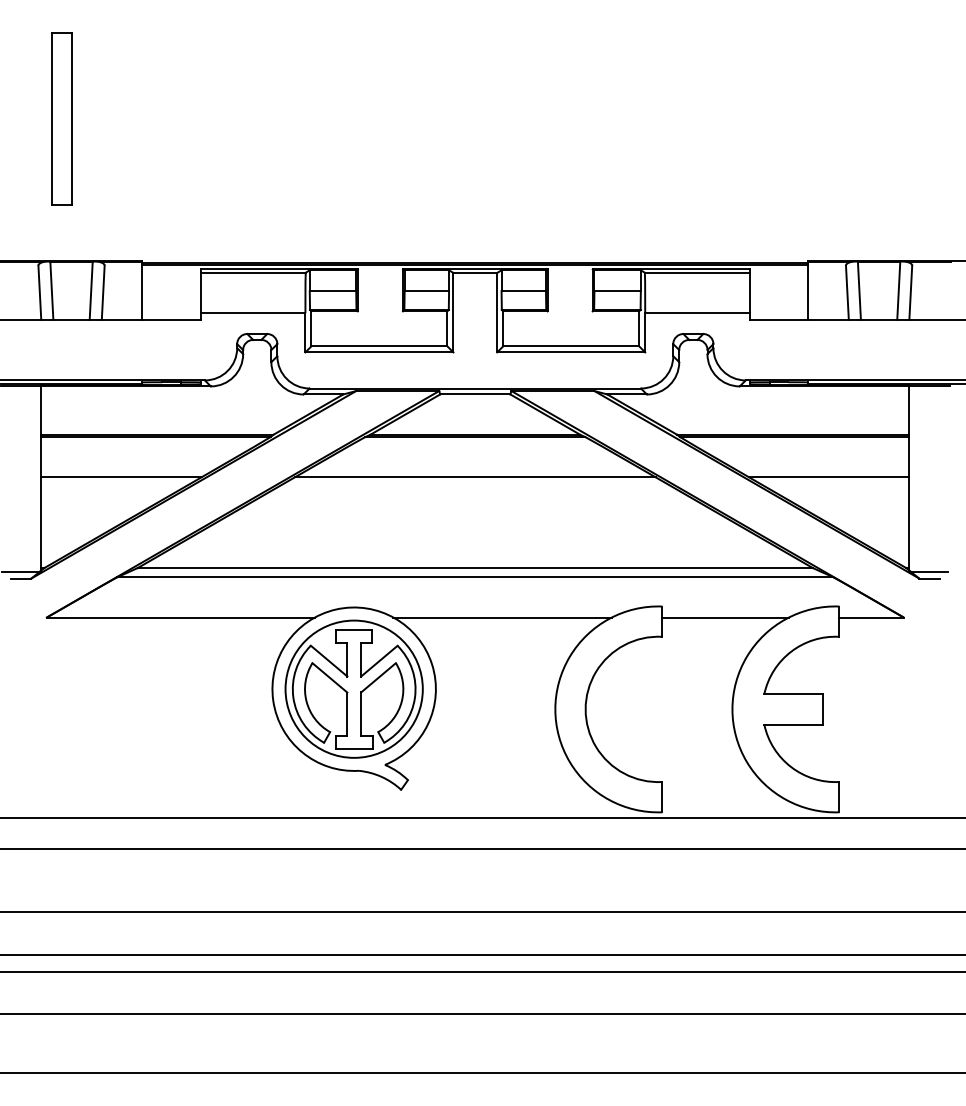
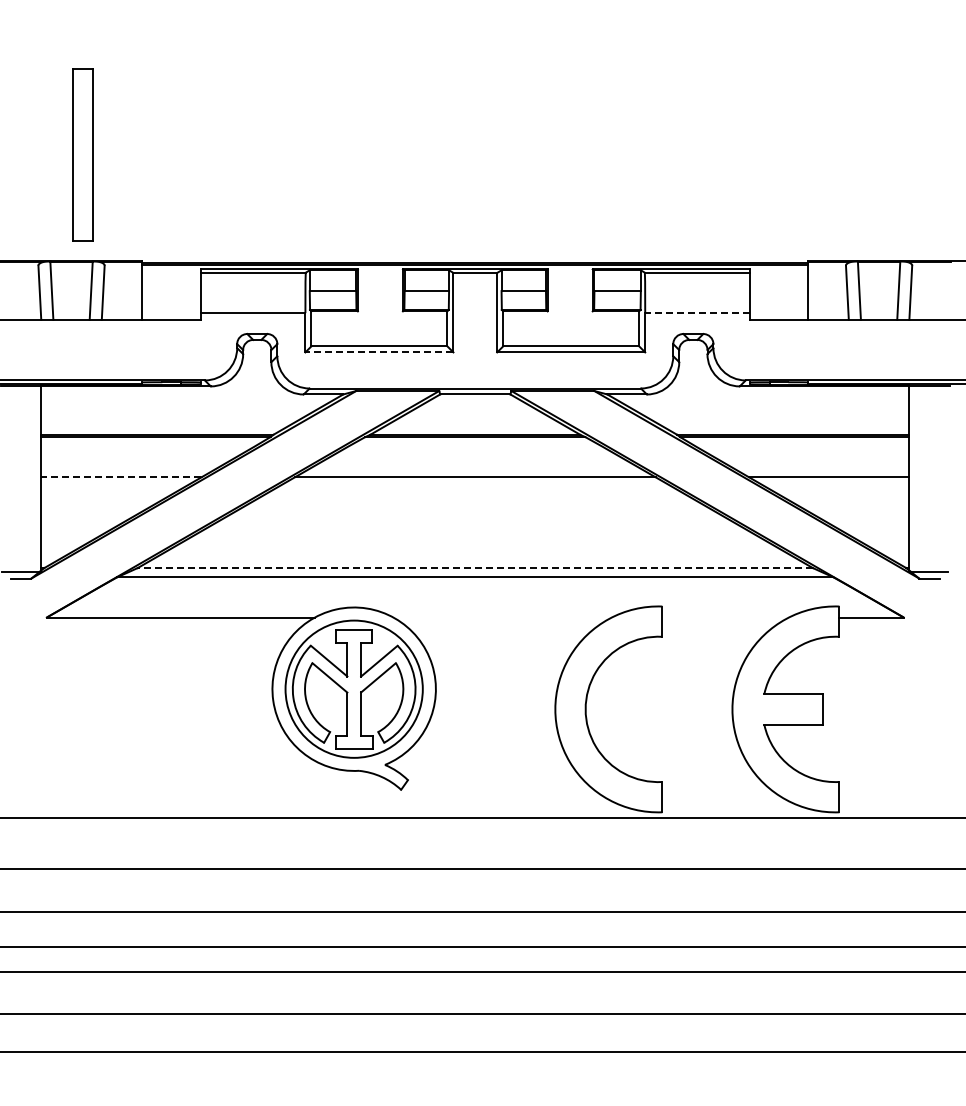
part position: (61, 118) -> (82, 154) (82, 154)
line: solid -> dashed (697, 313)
line: solid -> dashed (378, 352)
line: solid -> dashed (120, 477)
line: solid -> dashed (475, 568)
line: present -> none (502, 617)
line: present -> none (725, 617)
line position: (482, 848) -> (482, 868) (482, 868)
line position: (482, 954) -> (482, 946) (482, 946)
line position: (482, 1072) -> (482, 1051) (482, 1051)
